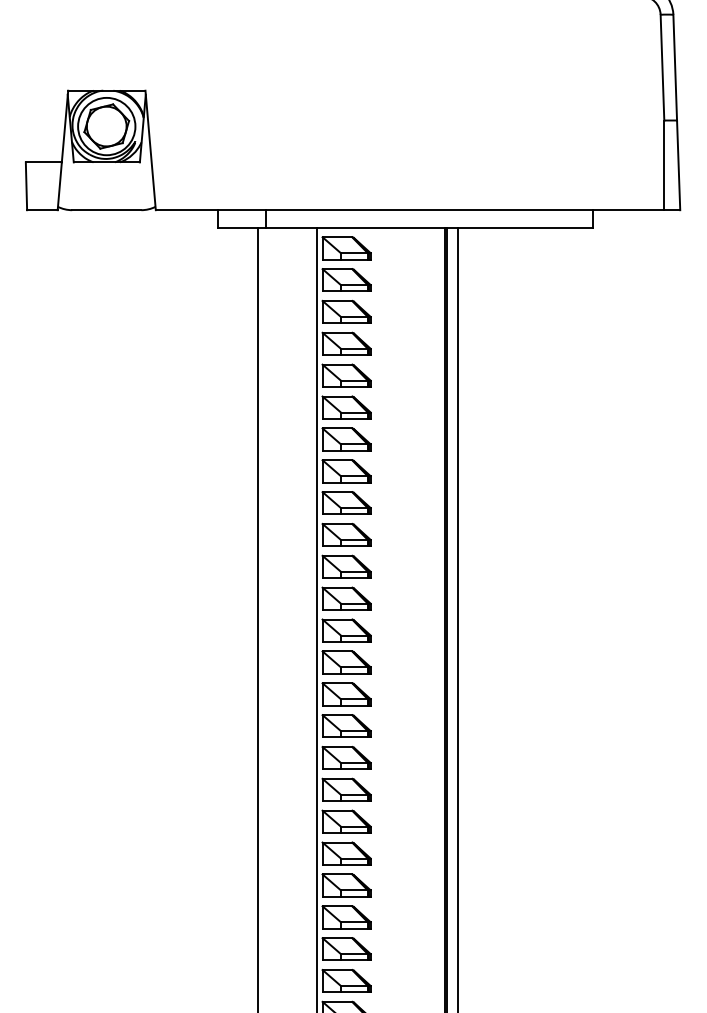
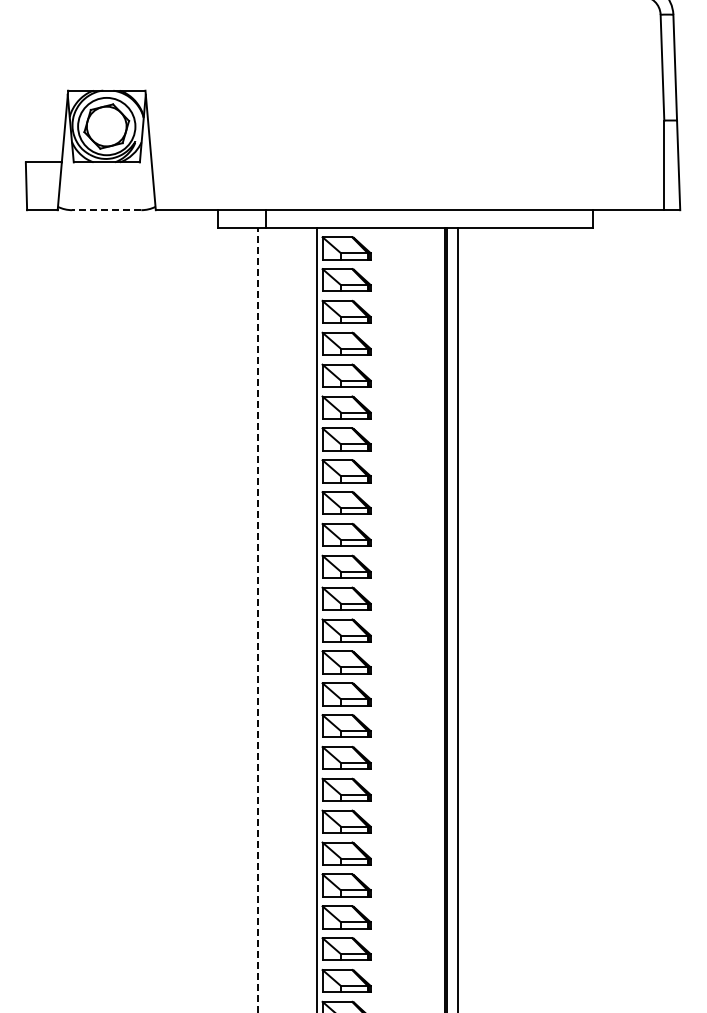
line: solid -> dashed (106, 210)
line: solid -> dashed (257, 619)
